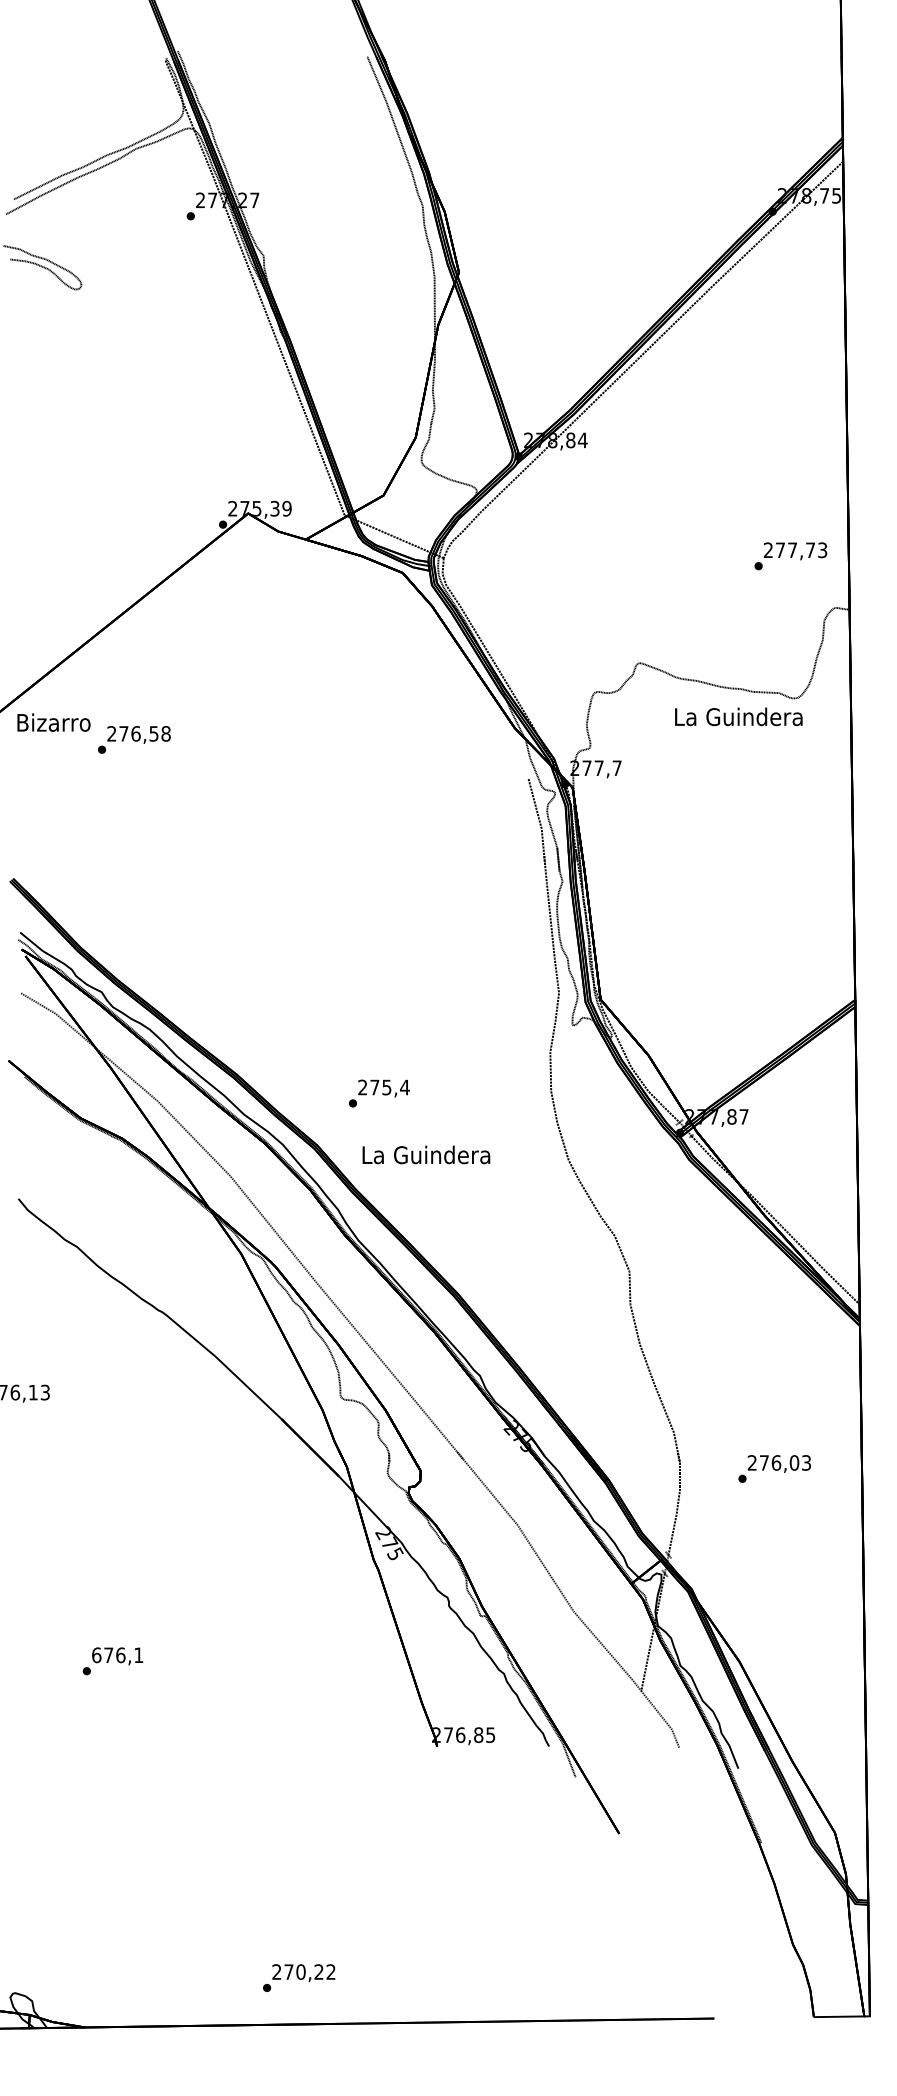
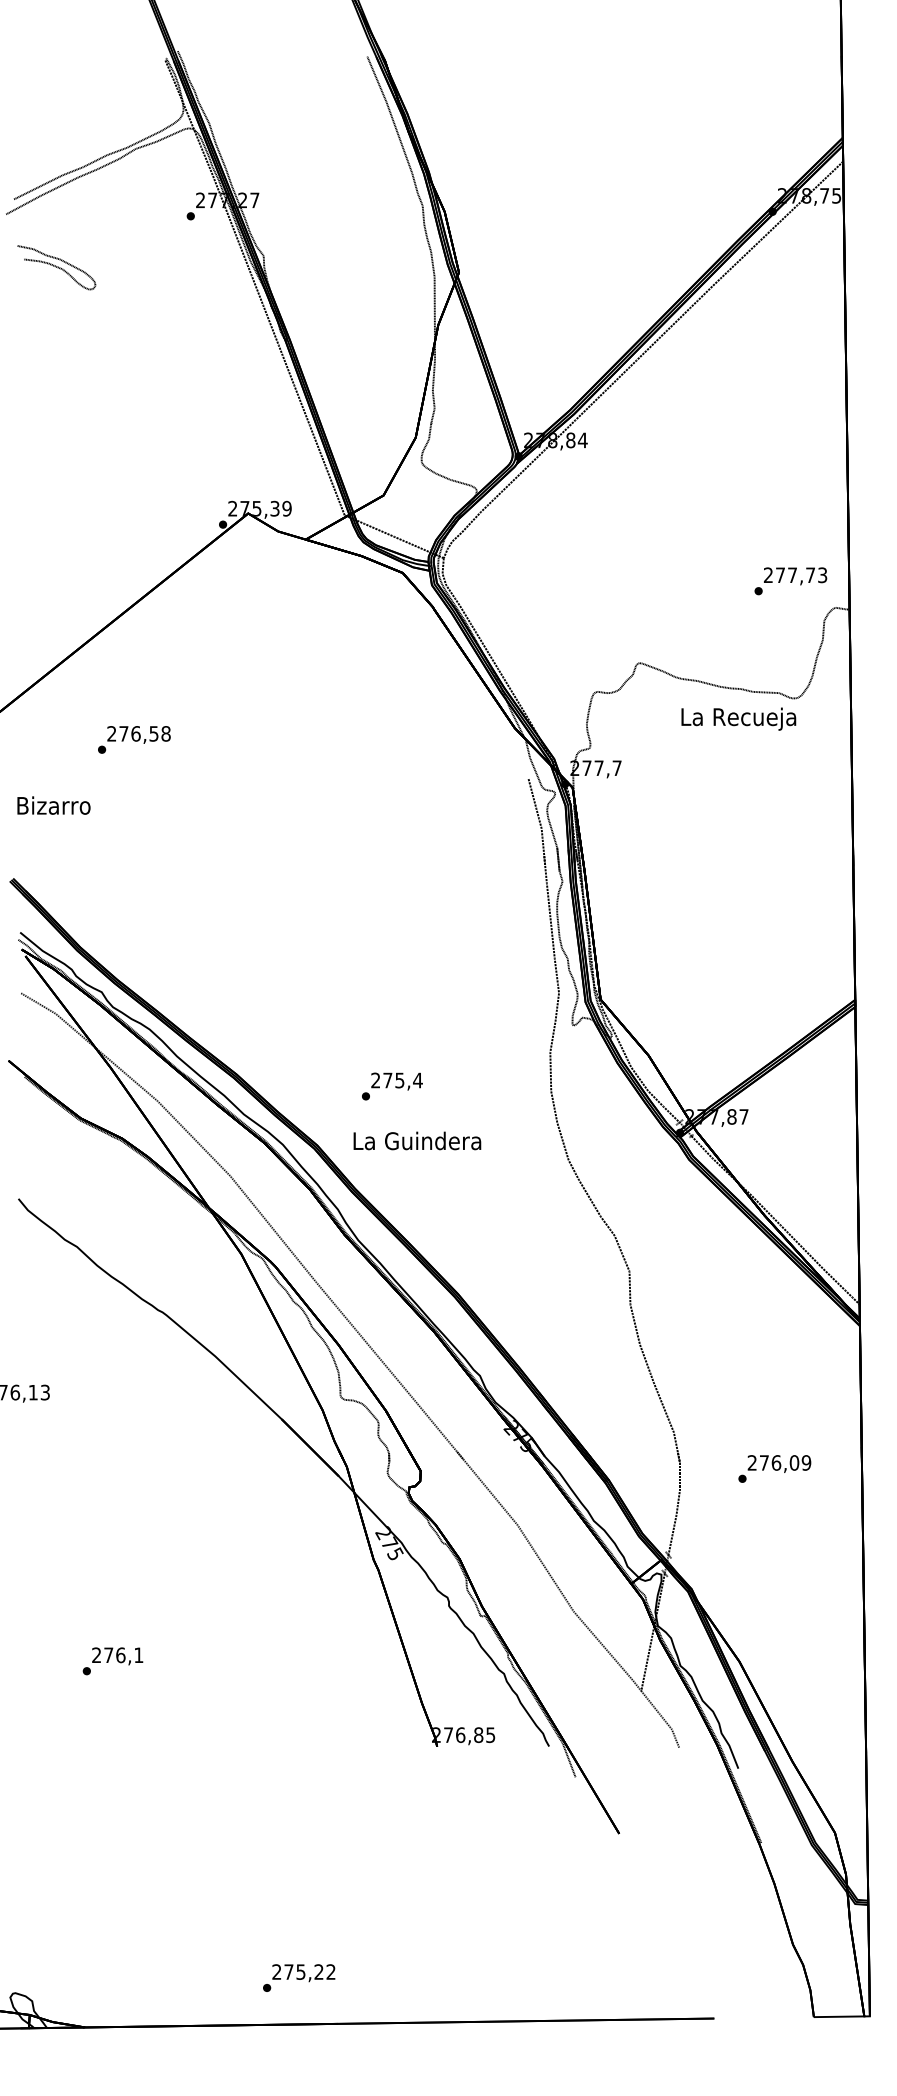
curve position: (42, 267) -> (56, 267) (56, 267)
text position: (790, 556) -> (790, 581) (790, 581)
text: La Guindera -> La Recueja (738, 718)
text position: (53, 722) -> (53, 805) (53, 805)
text position: (379, 1093) -> (392, 1086) (392, 1086)
text position: (426, 1154) -> (417, 1140) (417, 1140)
text: 276,03 -> 276,09 (806, 1462)
text: 676,1 -> 276,1 (96, 1655)
text: 270,22 -> 275,22 (300, 1971)
